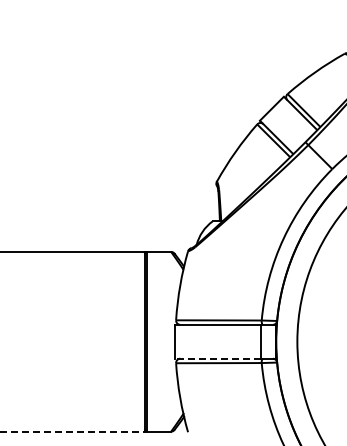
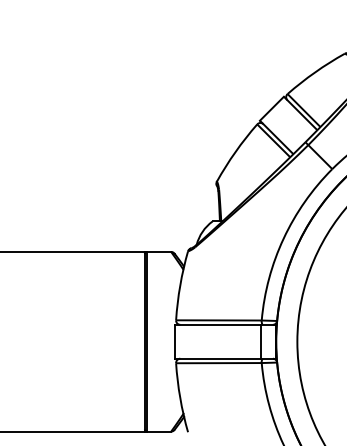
line: dashed -> solid (218, 358)
line: dashed -> solid (72, 431)
